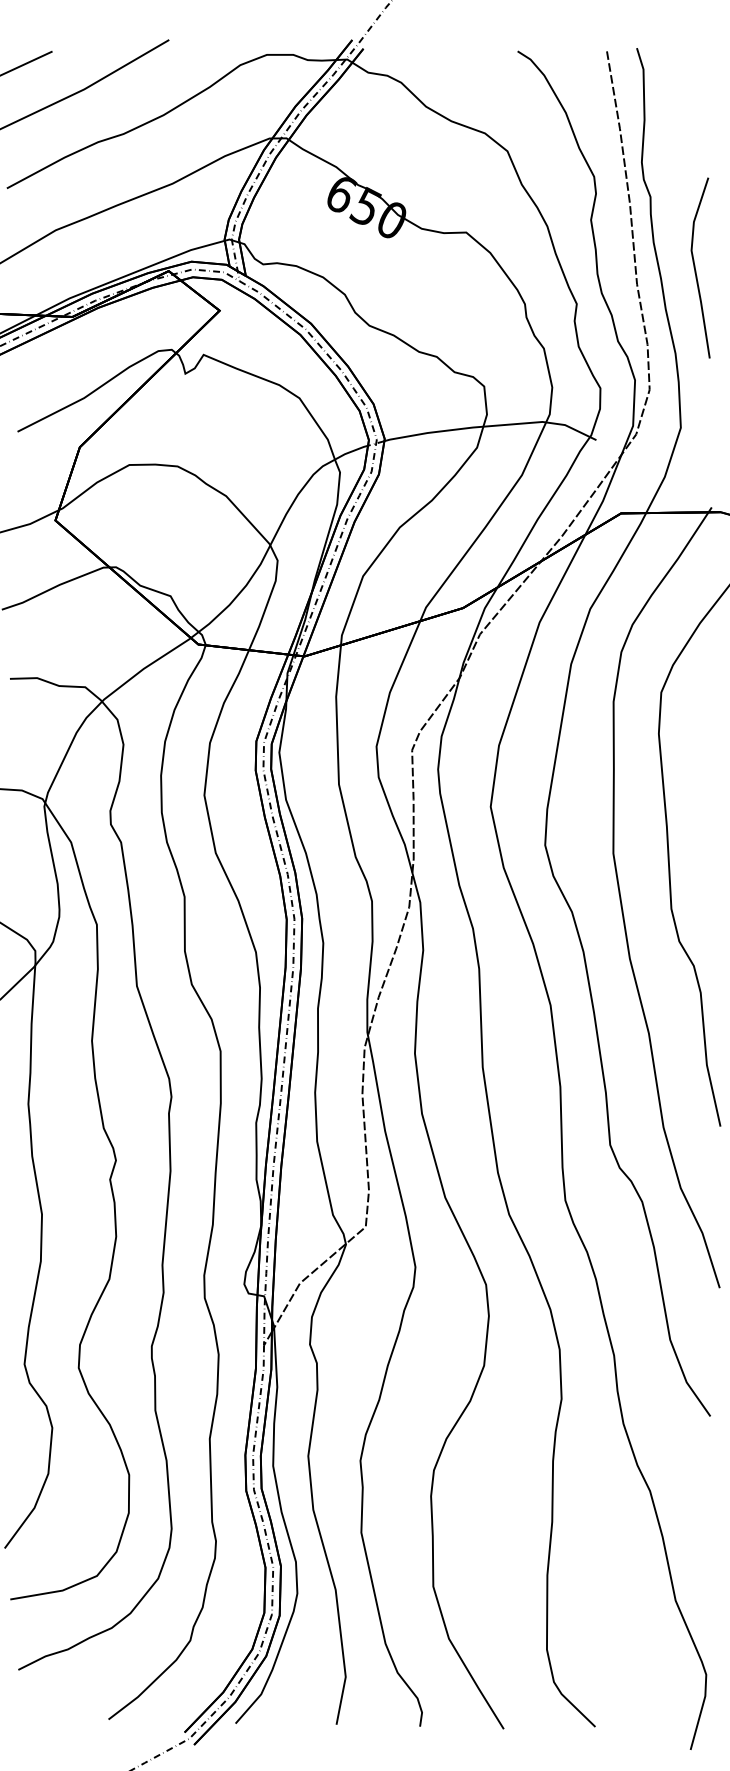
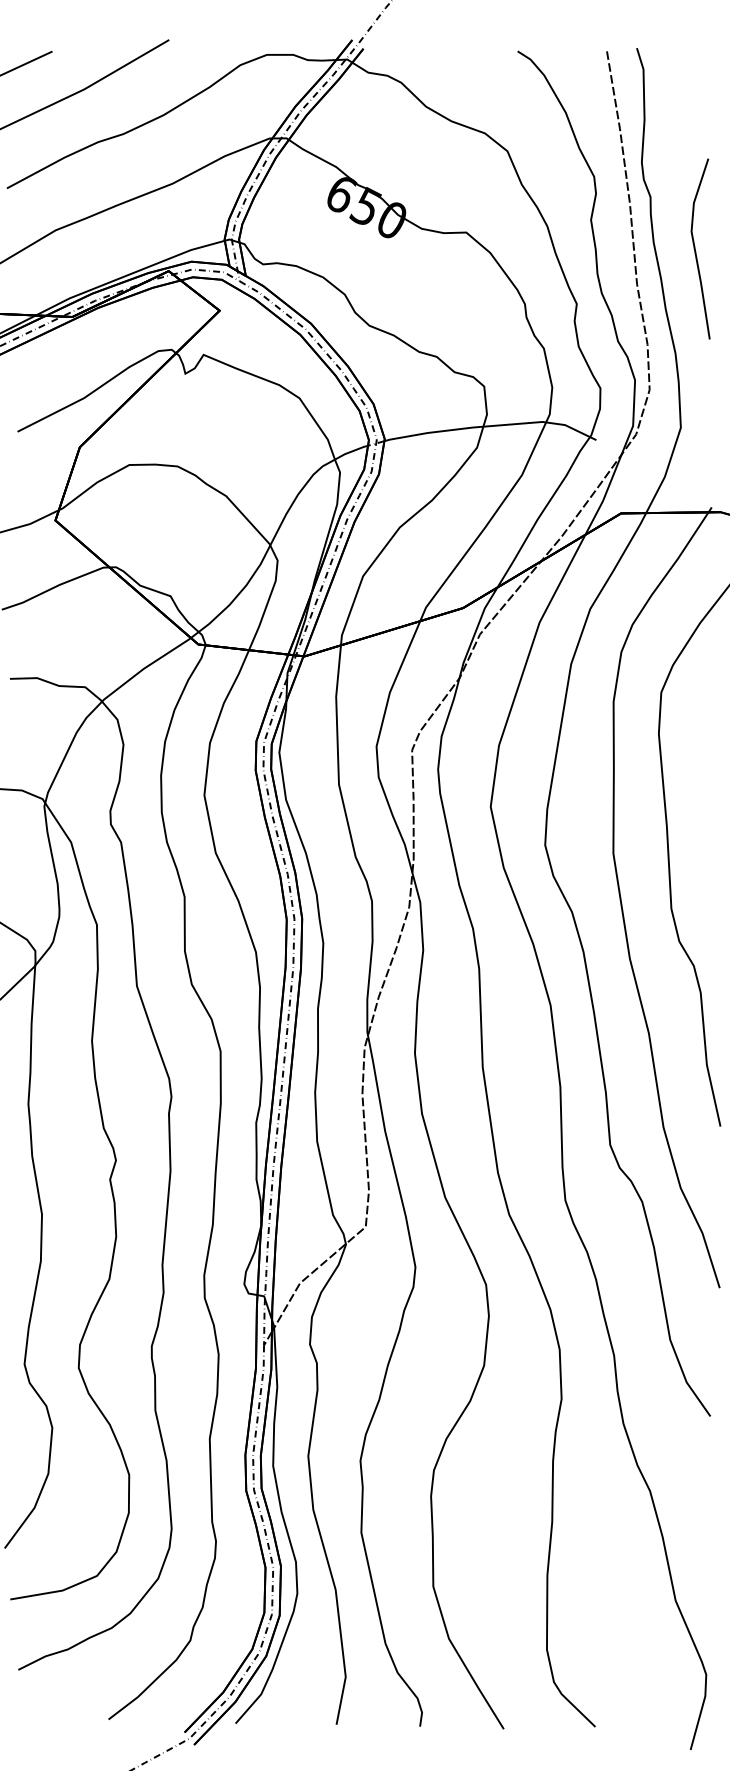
line position: (695, 267) -> (695, 248) (695, 248)
